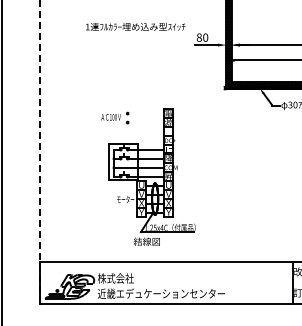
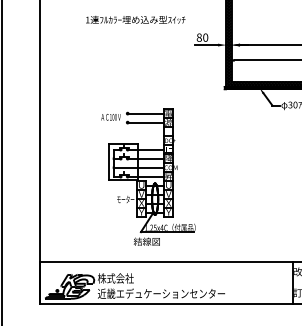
text position: (135, 26) -> (135, 19) (135, 19)
line: none -> present (146, 113)
line: none -> present (146, 122)
line: dashed -> solid (39, 151)
